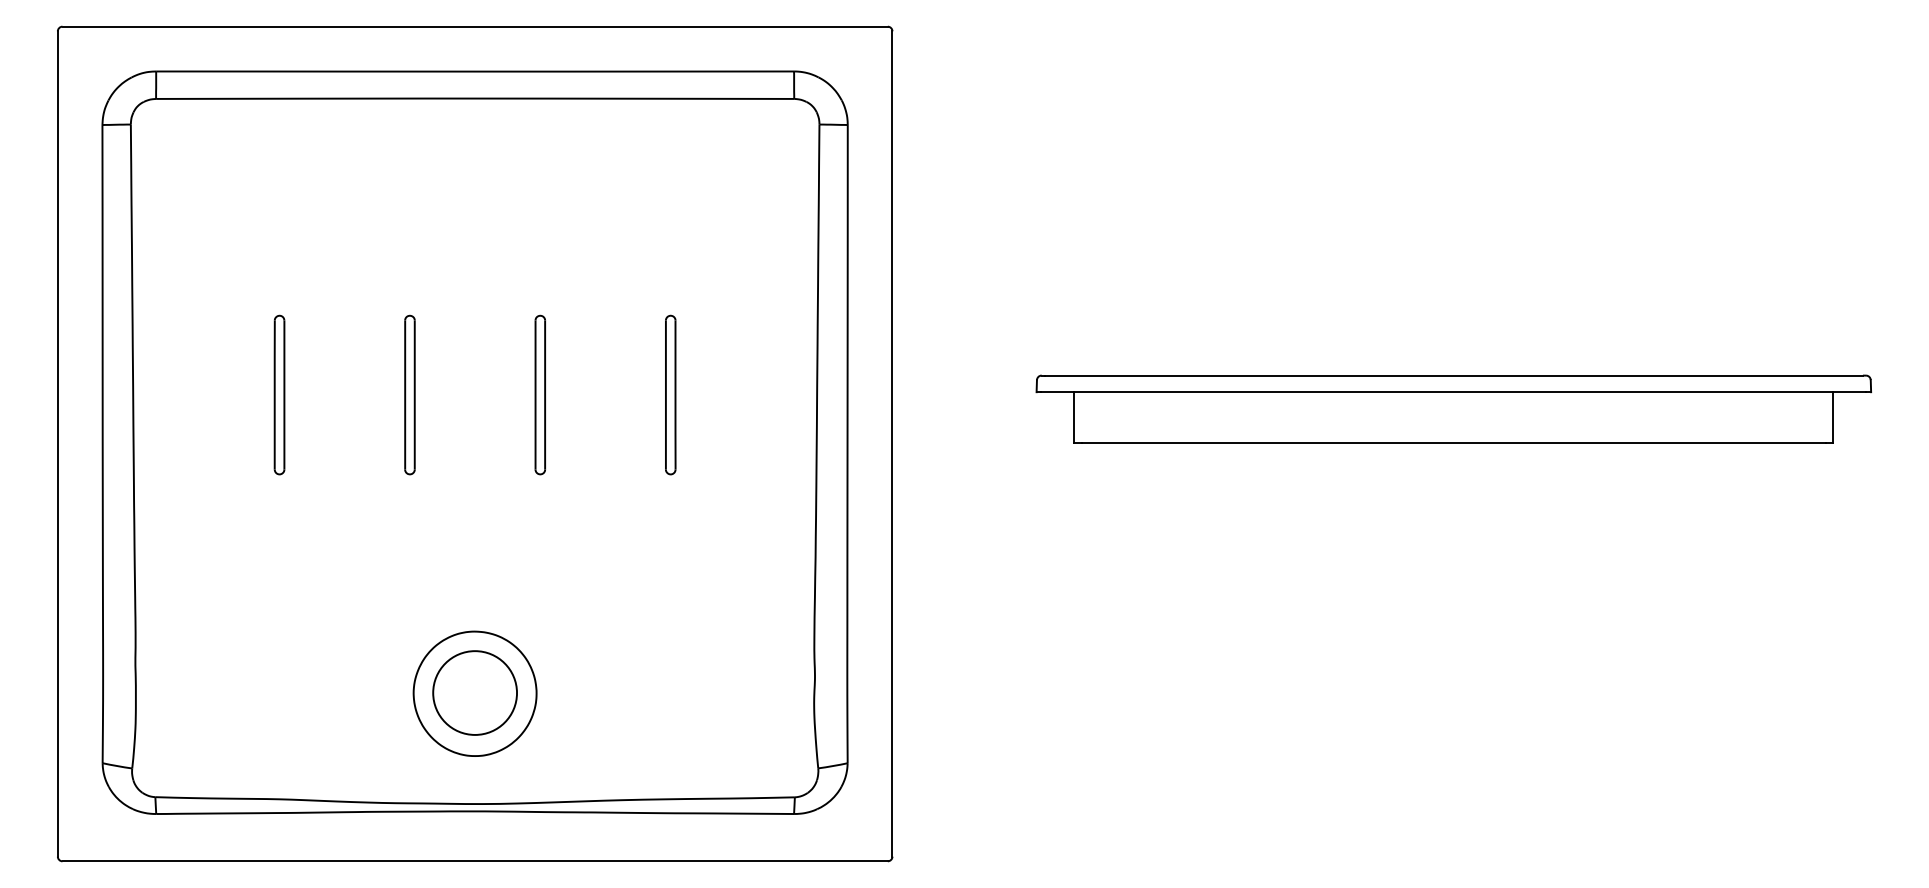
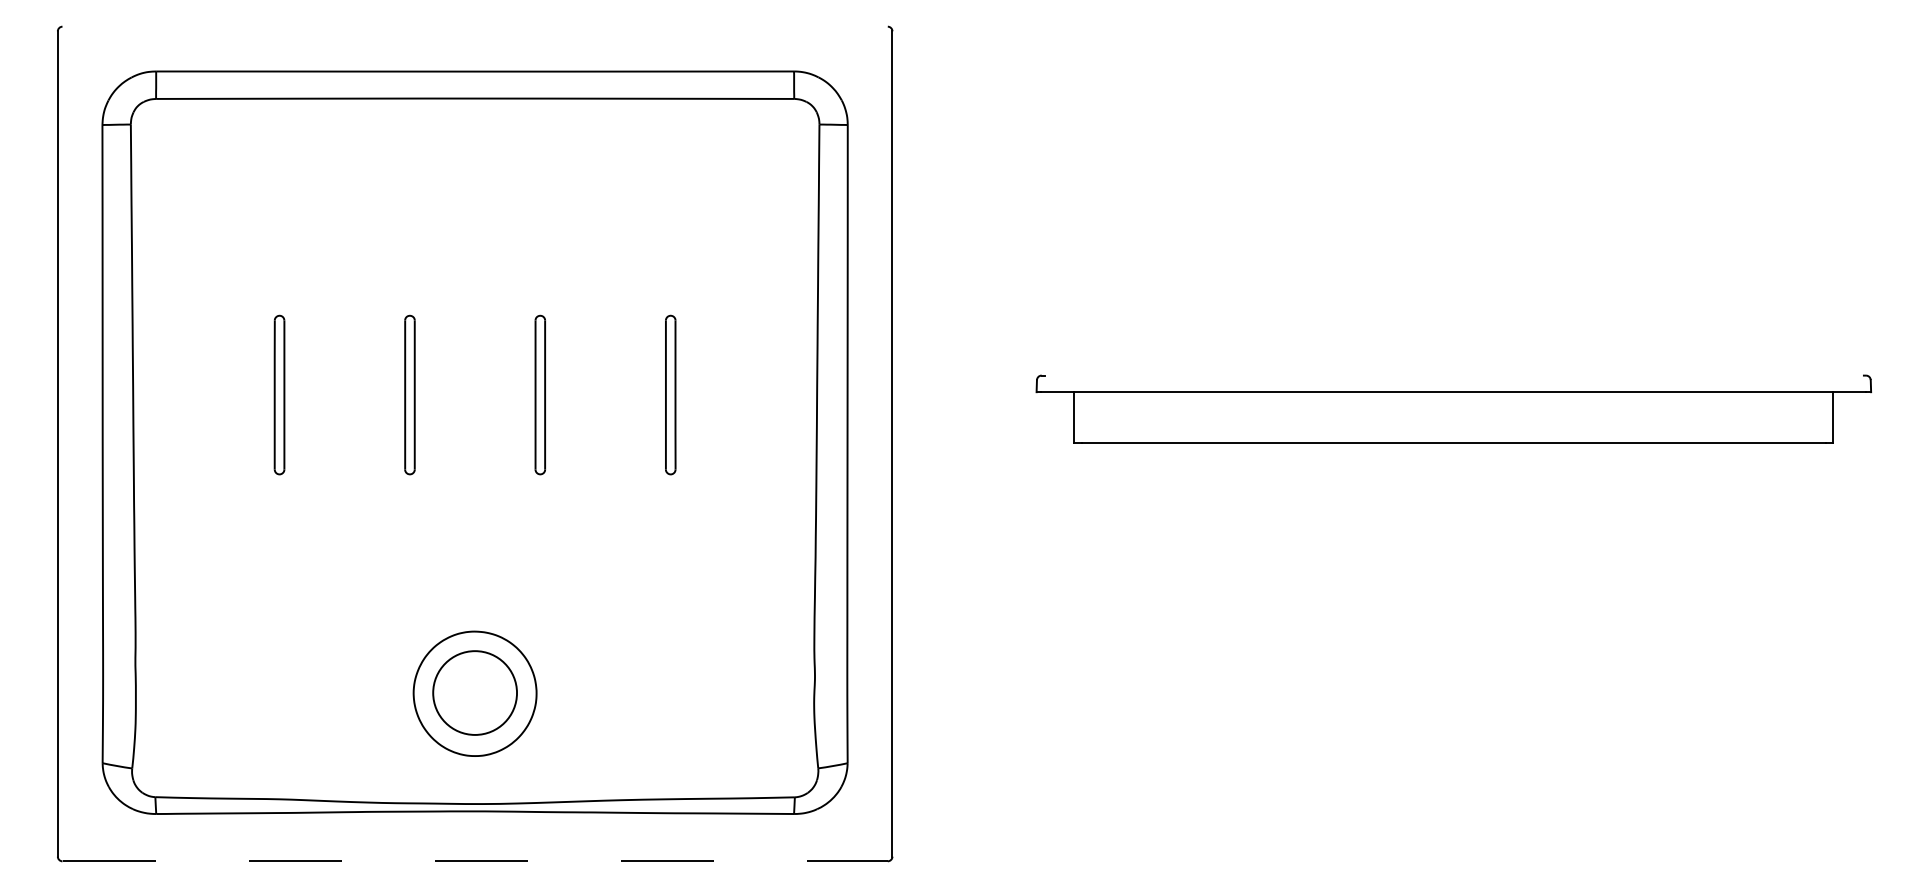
line: present -> none (474, 26)
line: present -> none (1453, 375)
line: solid -> dashed (475, 861)
